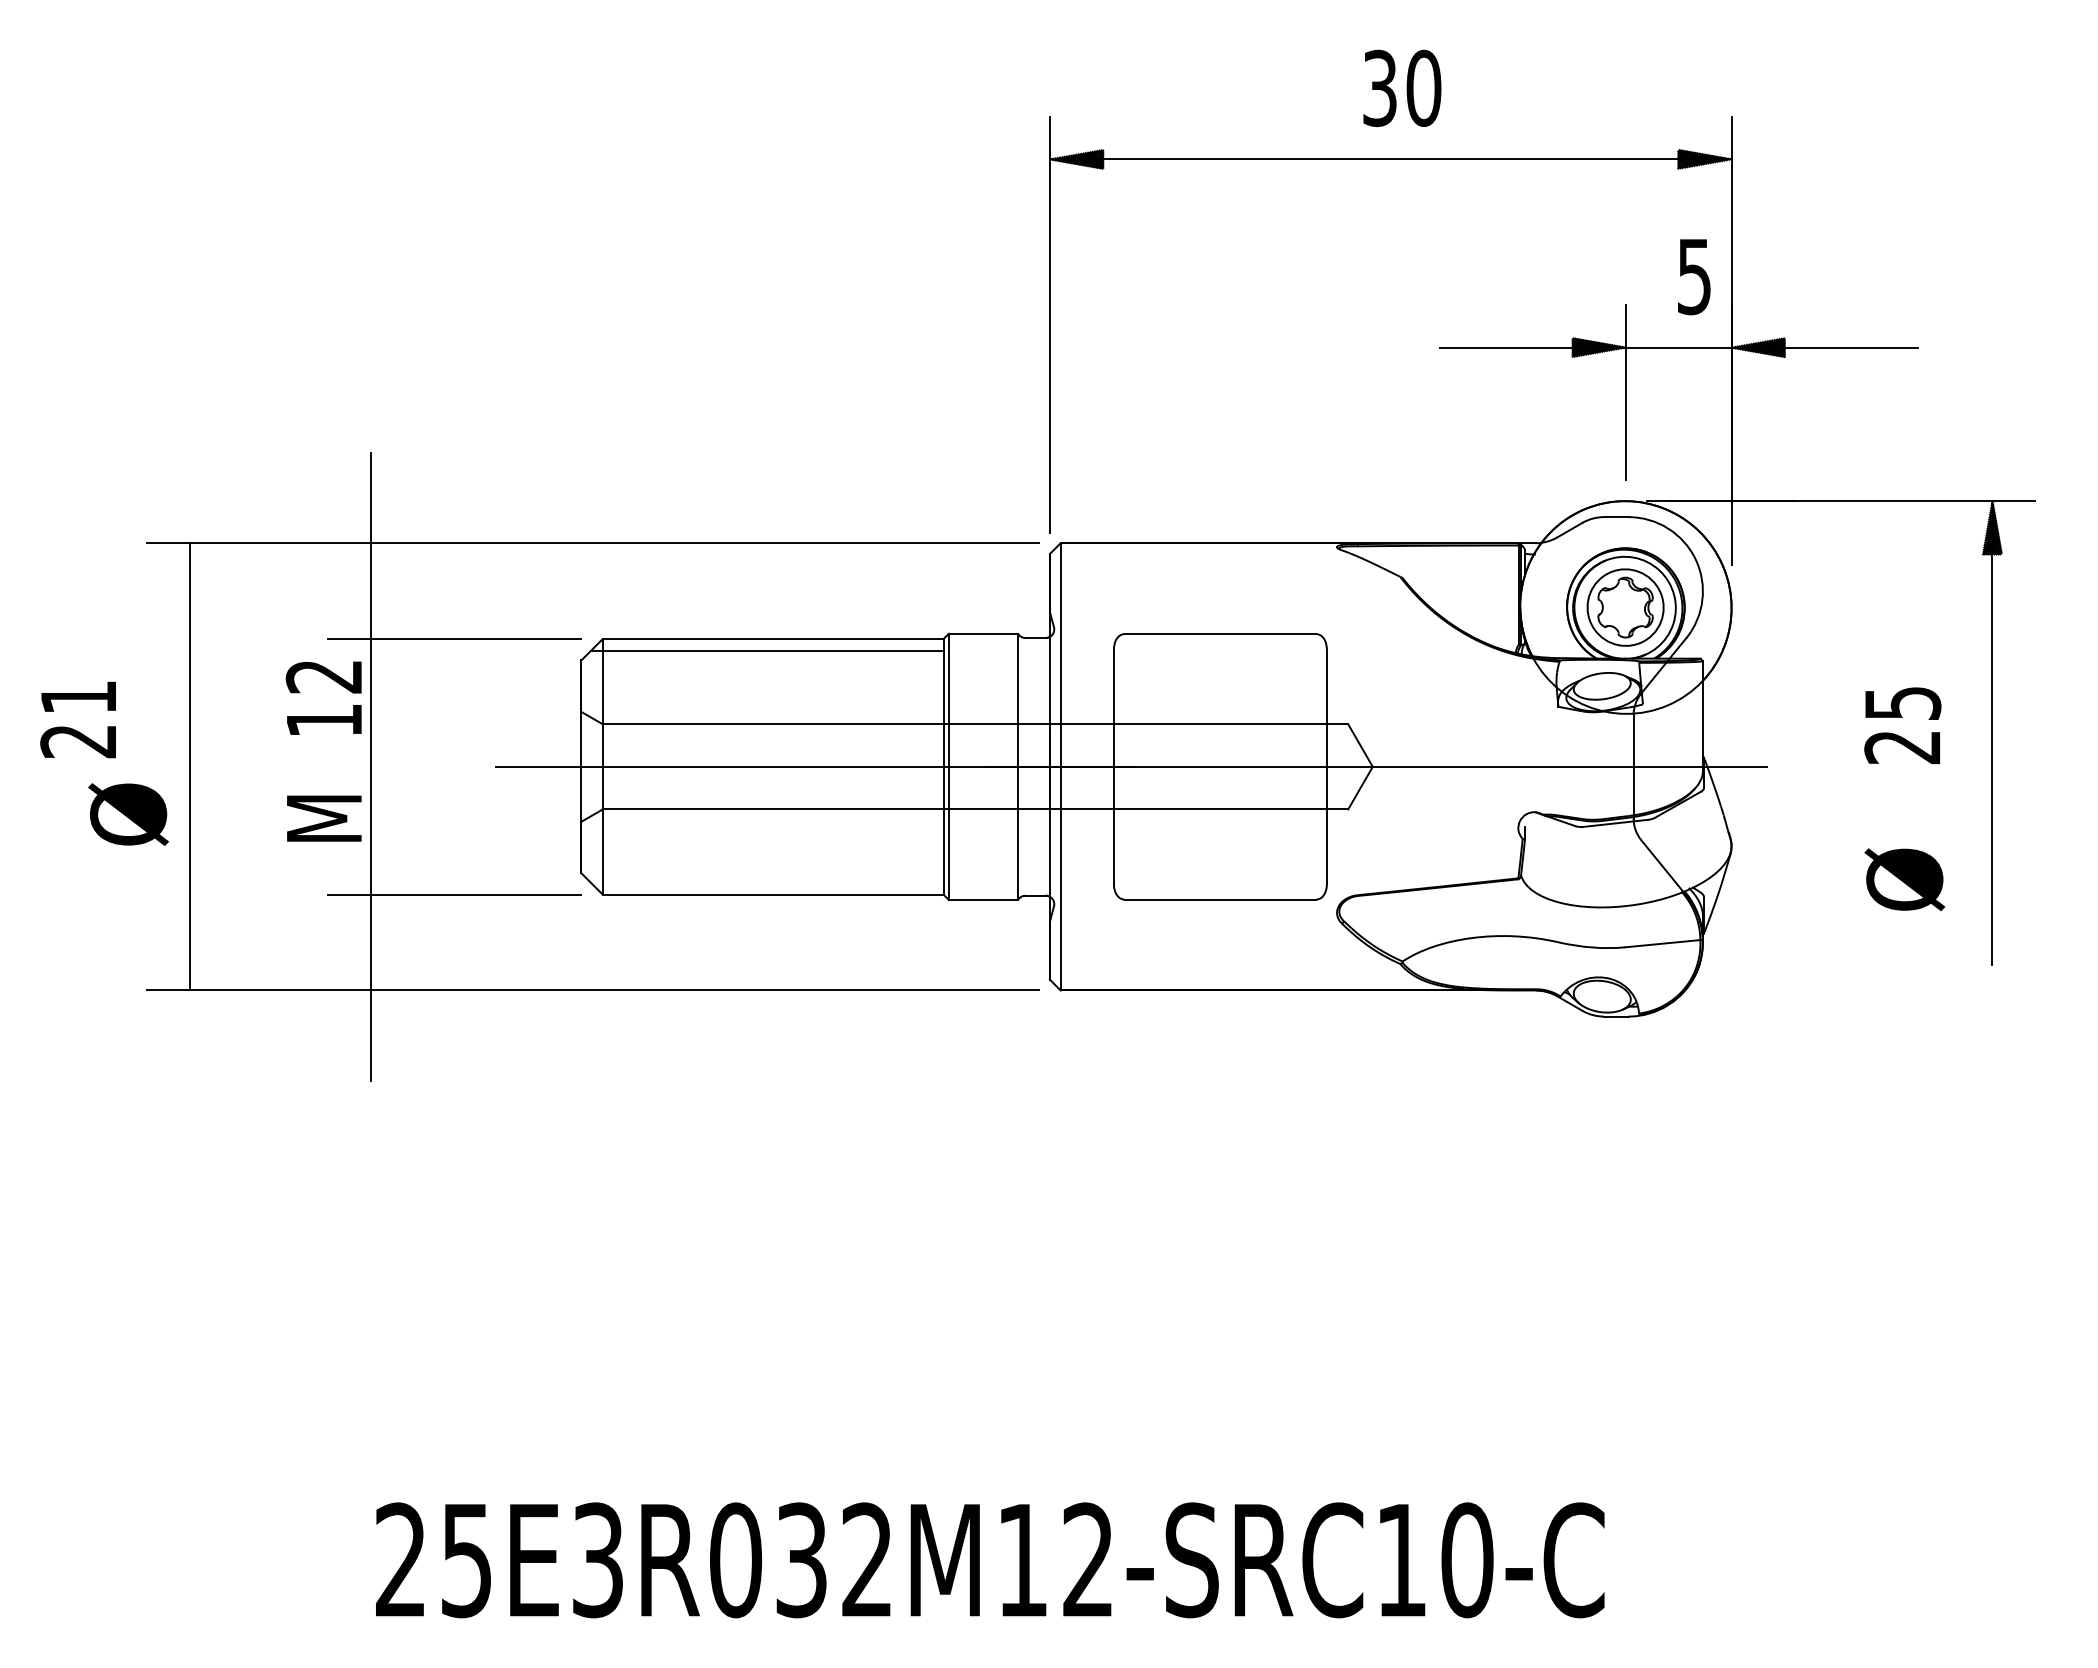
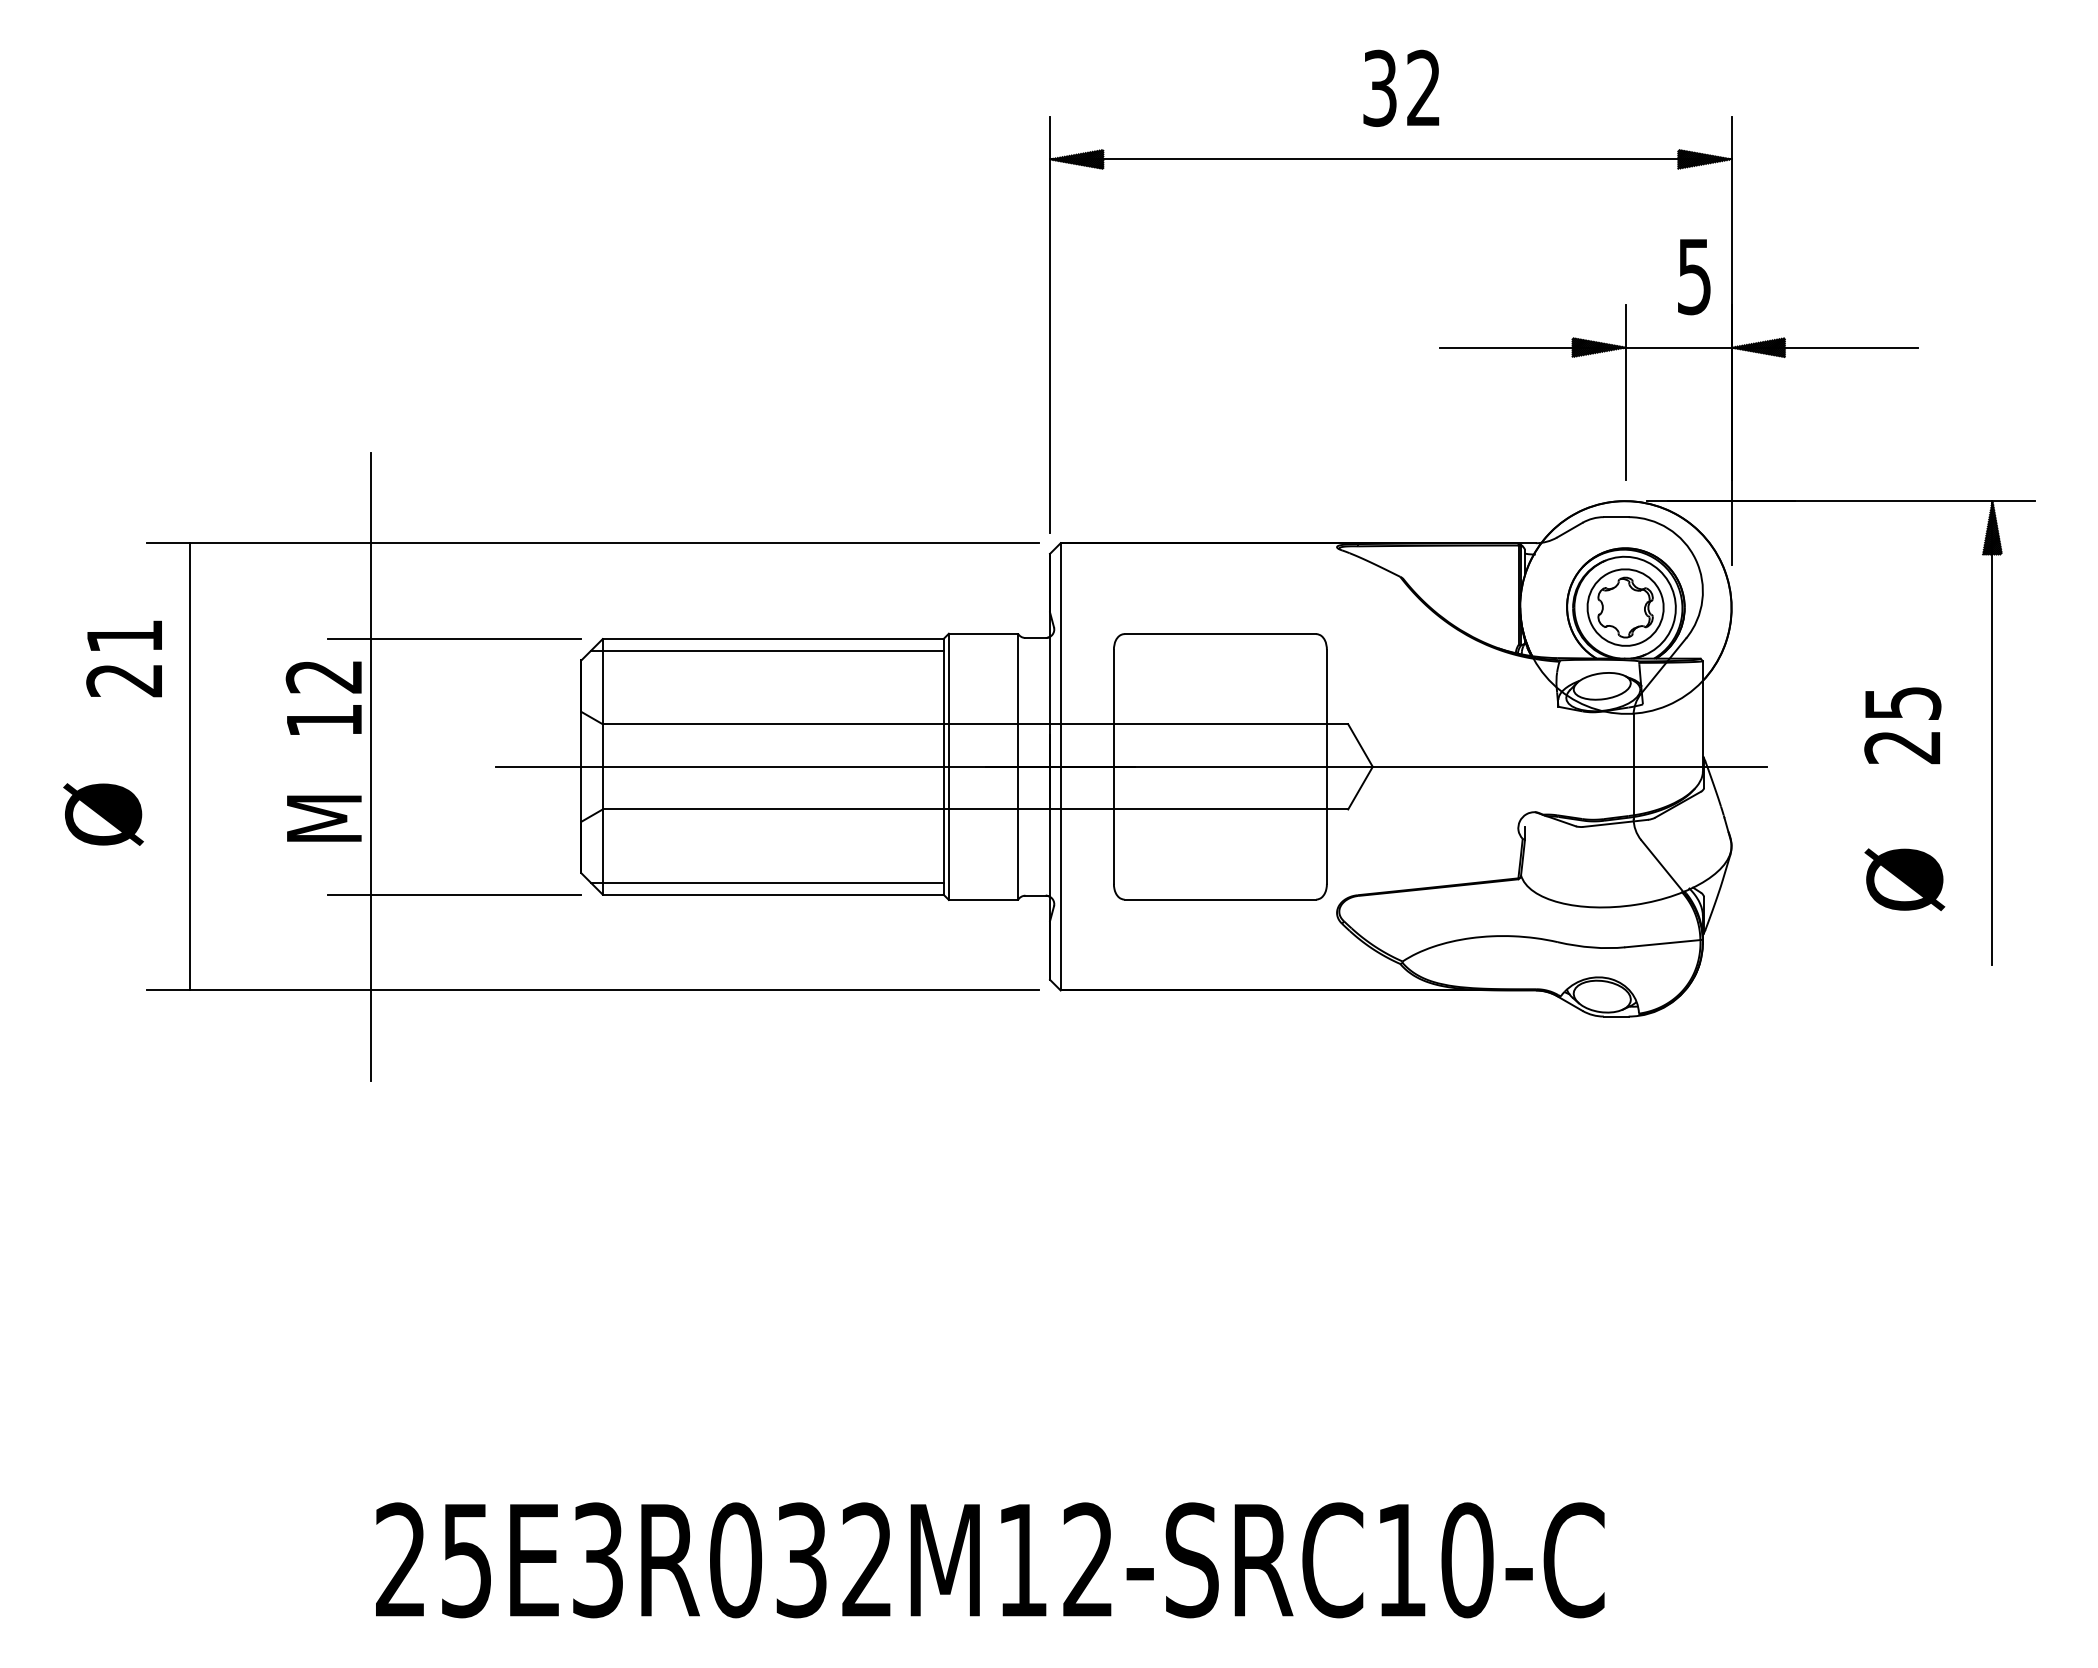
text: 30 -> 32 (1423, 87)
text position: (77, 719) -> (123, 658) (123, 658)
text position: (128, 814) -> (103, 814) (103, 814)
line: none -> present (766, 882)
